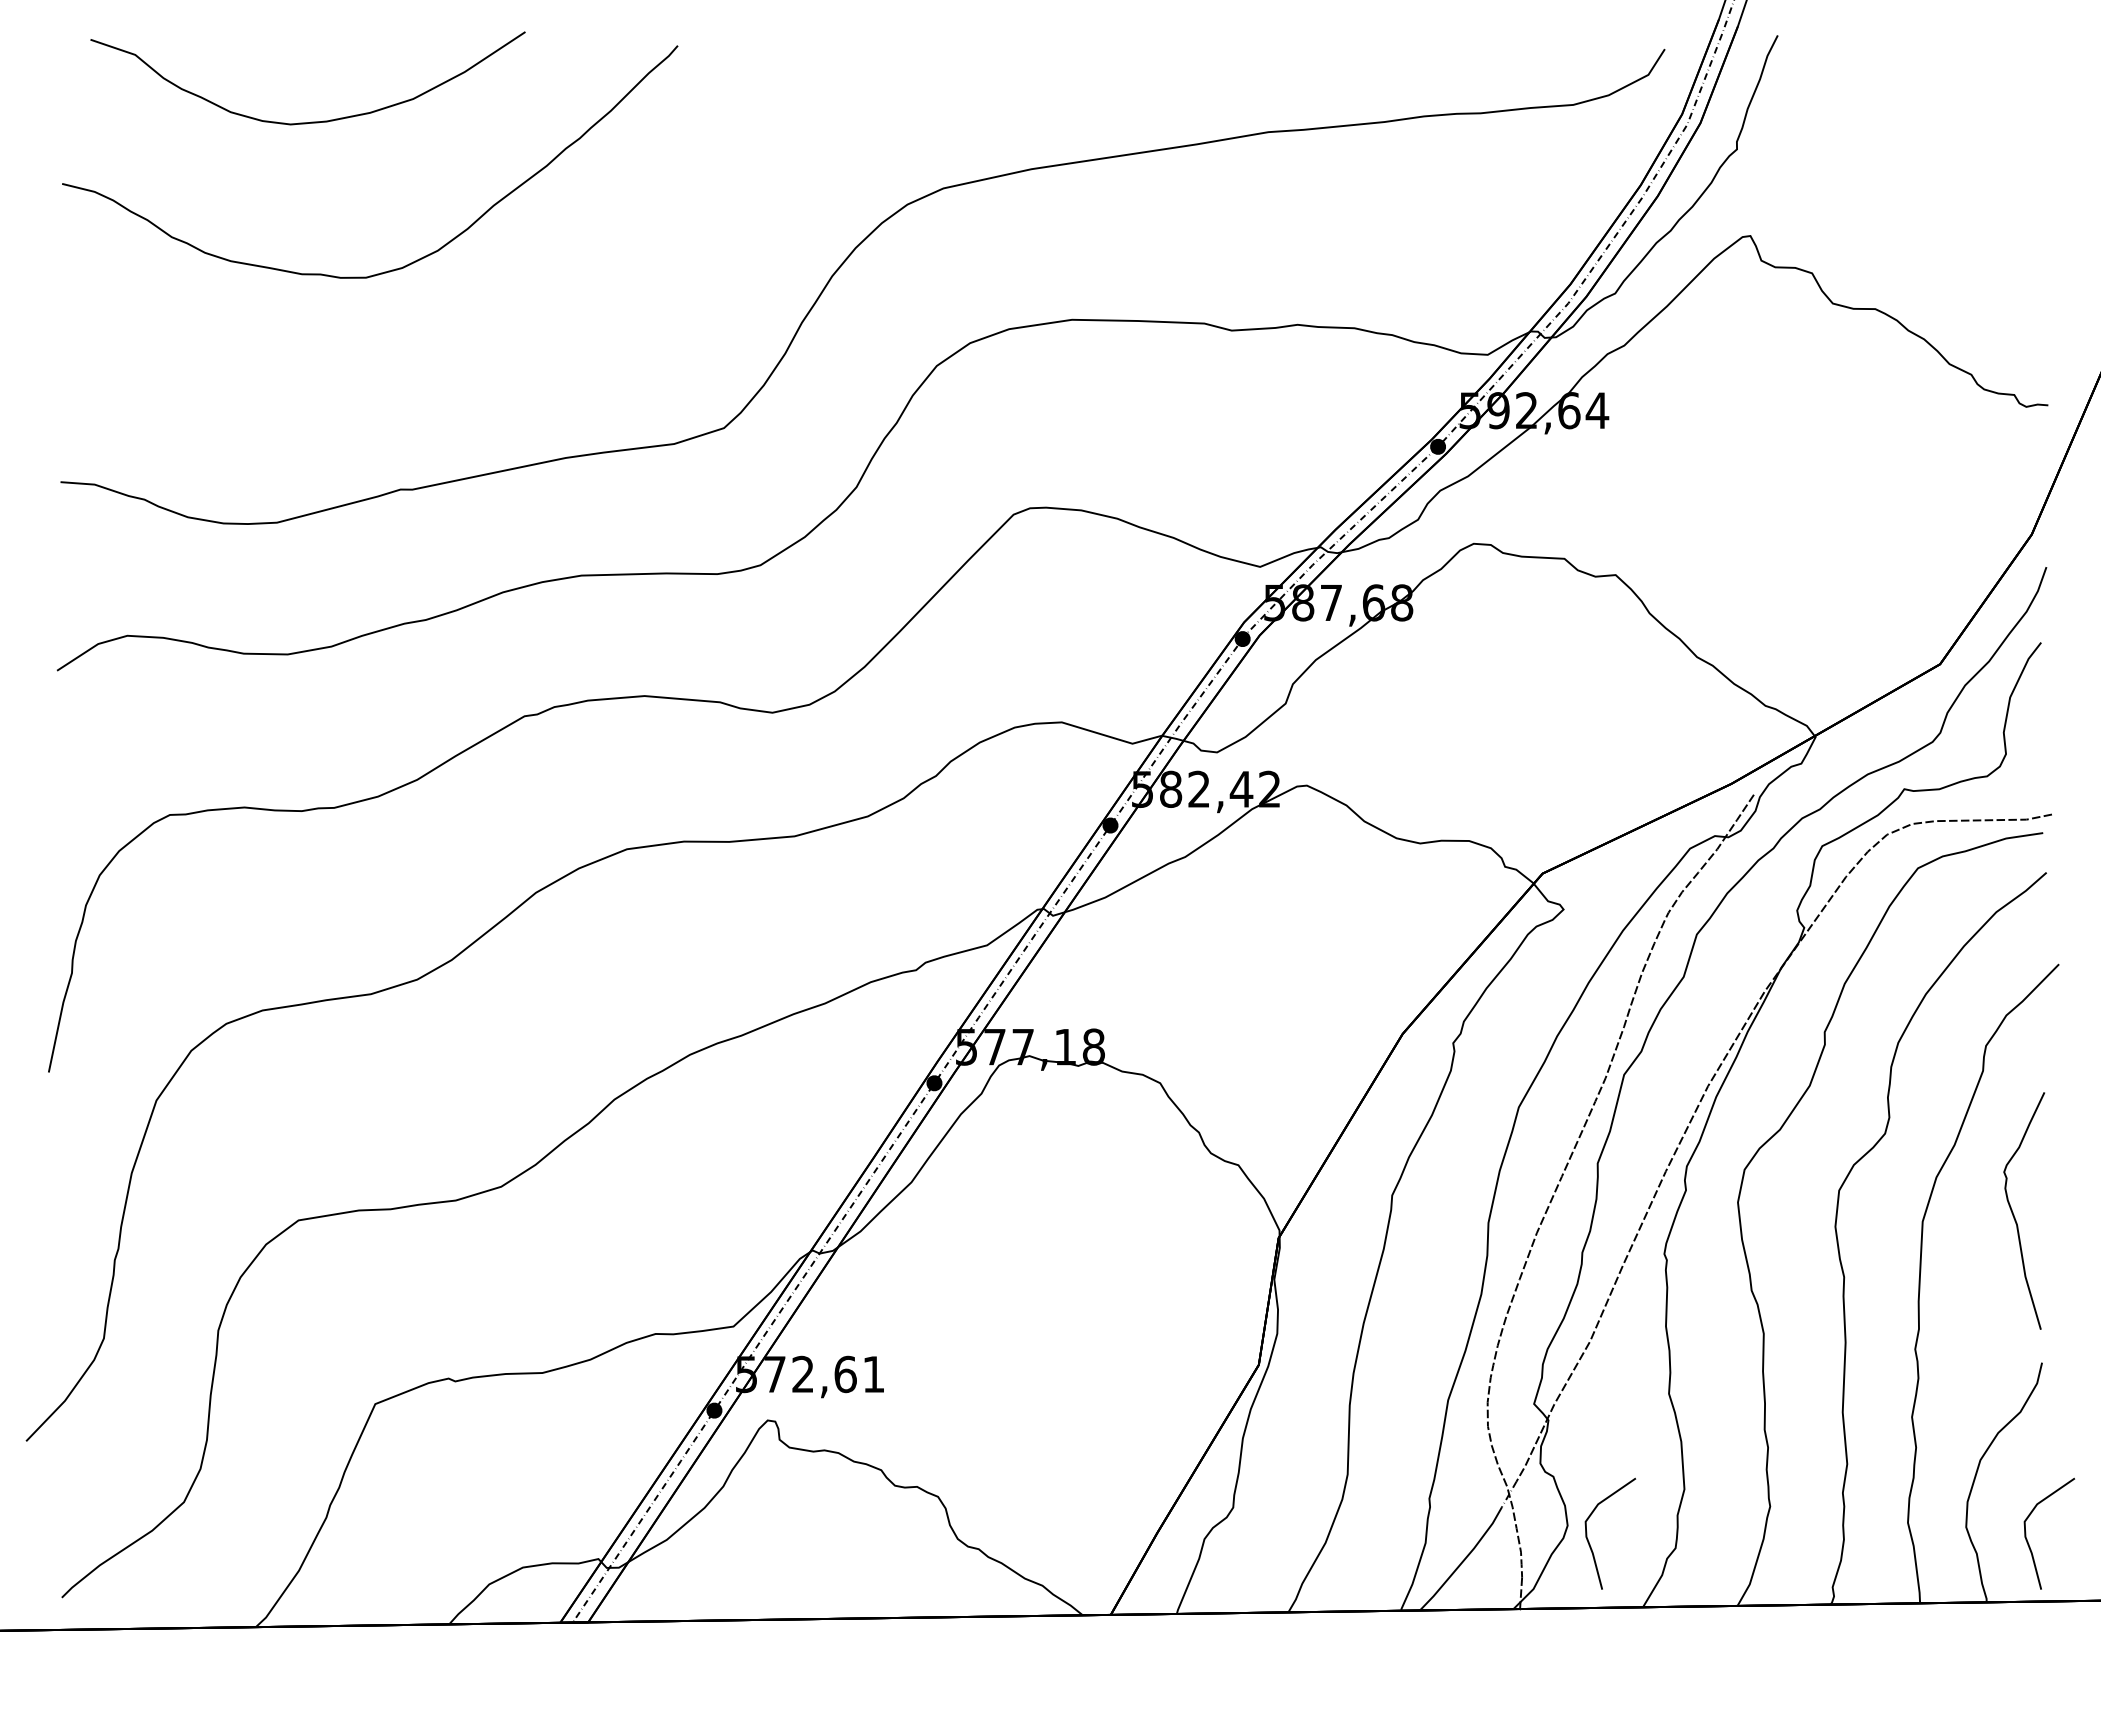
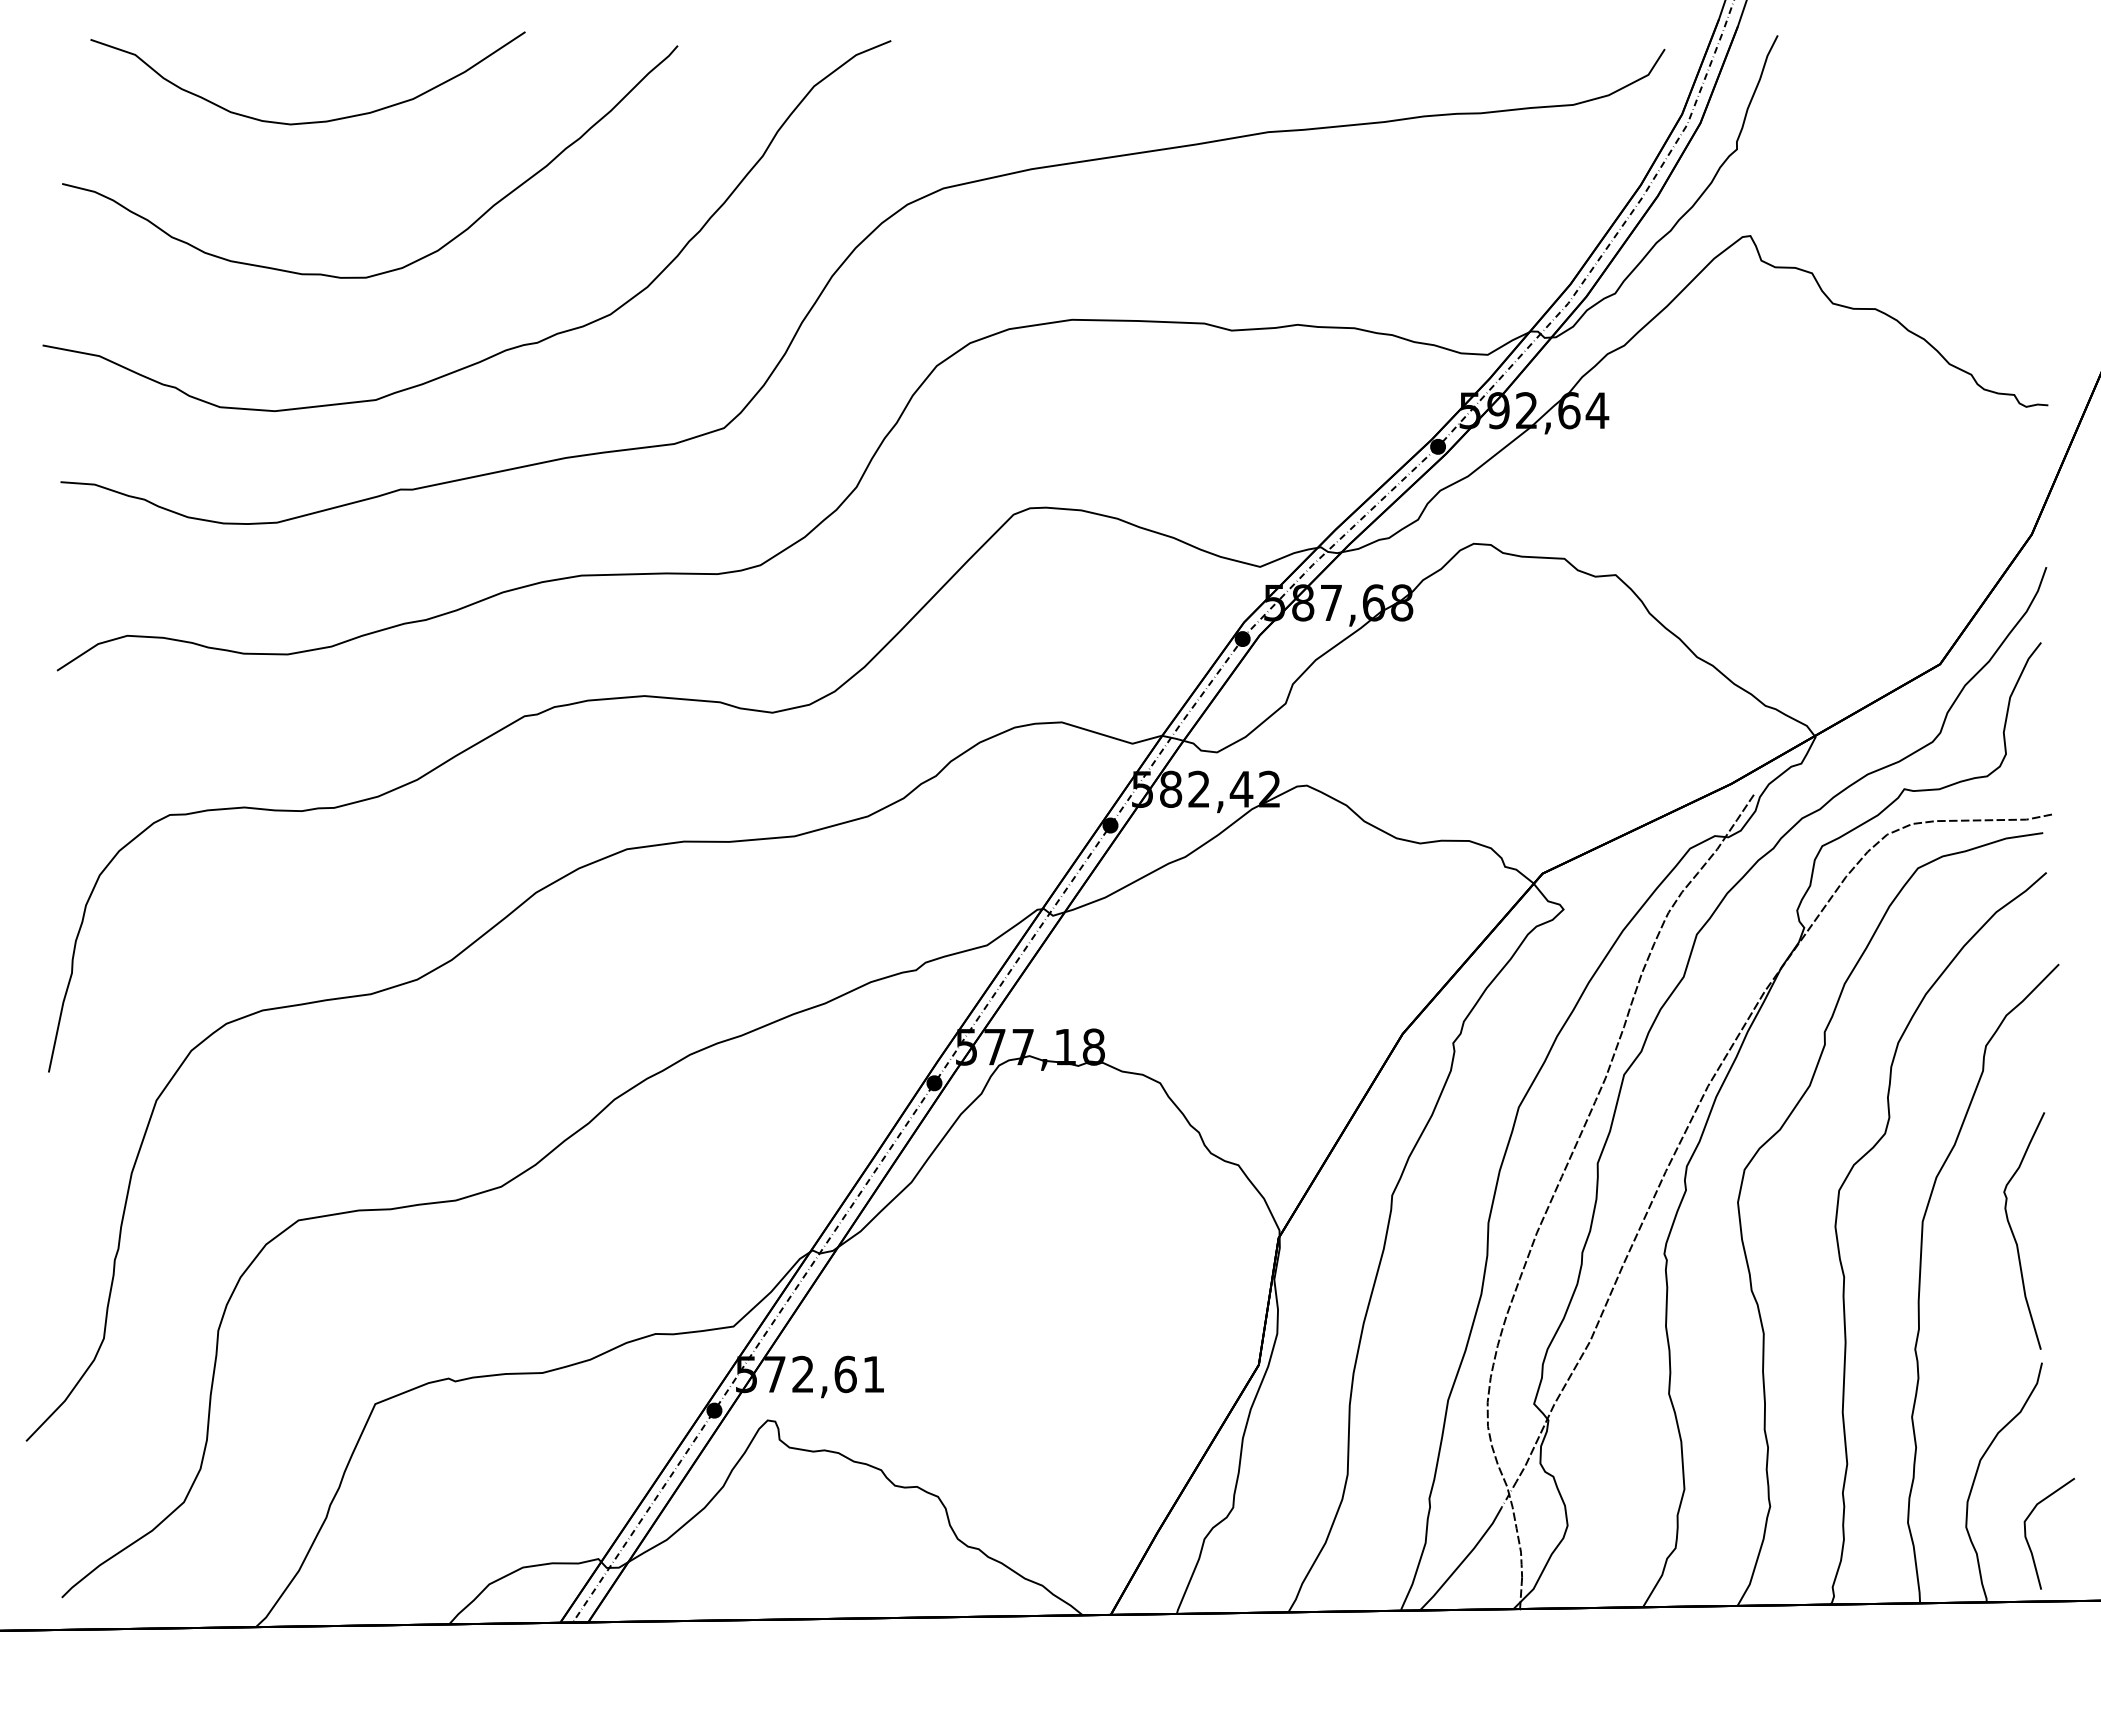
curve: none -> present (508, 348)
curve position: (2014, 1214) -> (2014, 1234) (2014, 1234)
curve: present -> none (1589, 1541)
